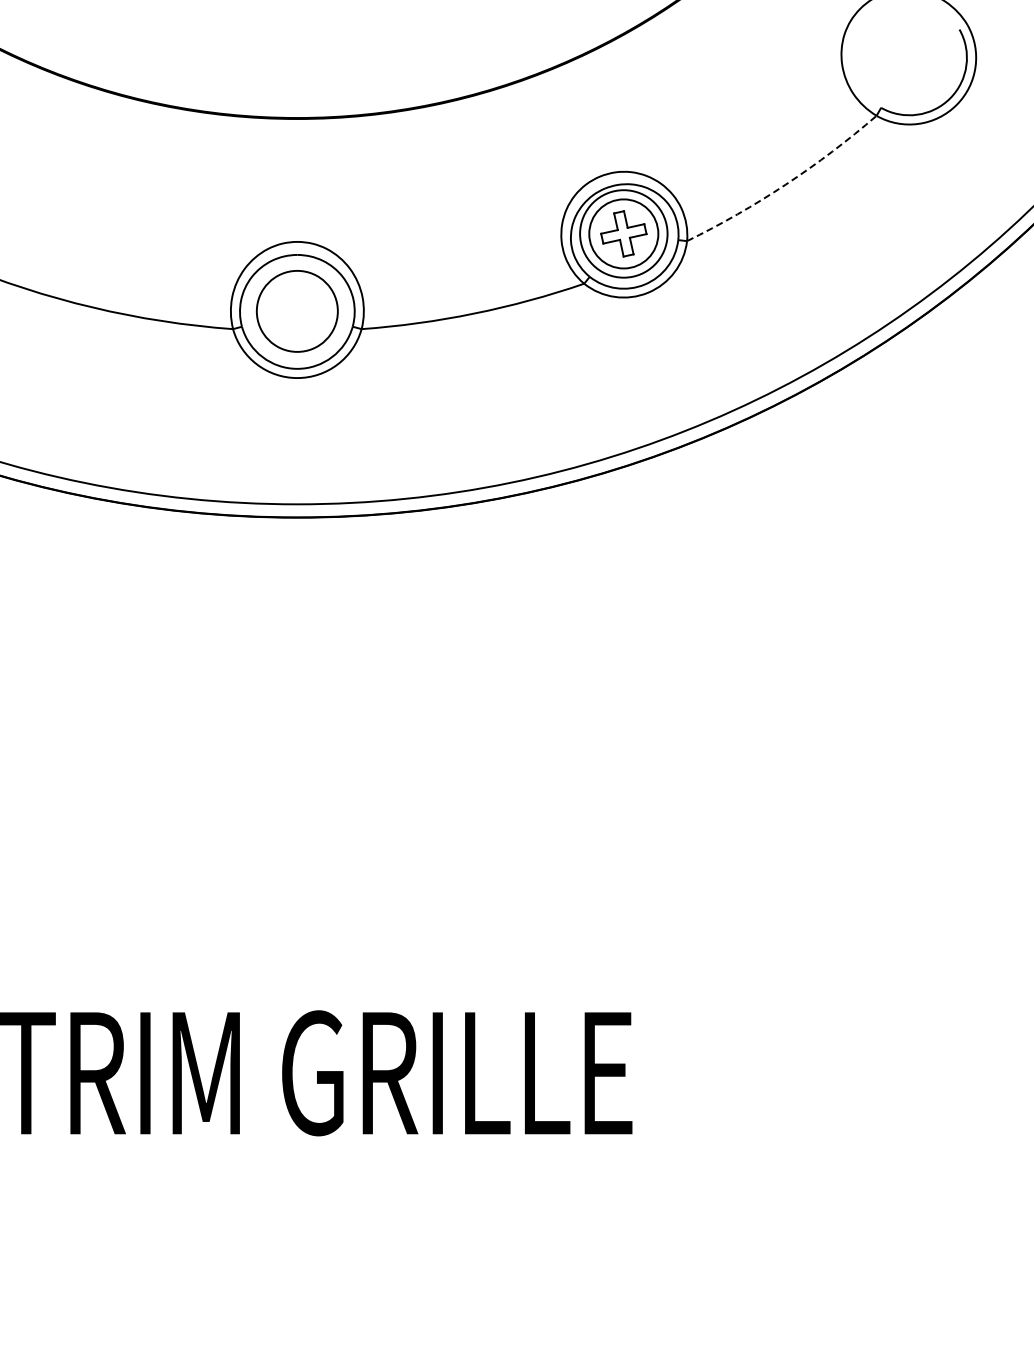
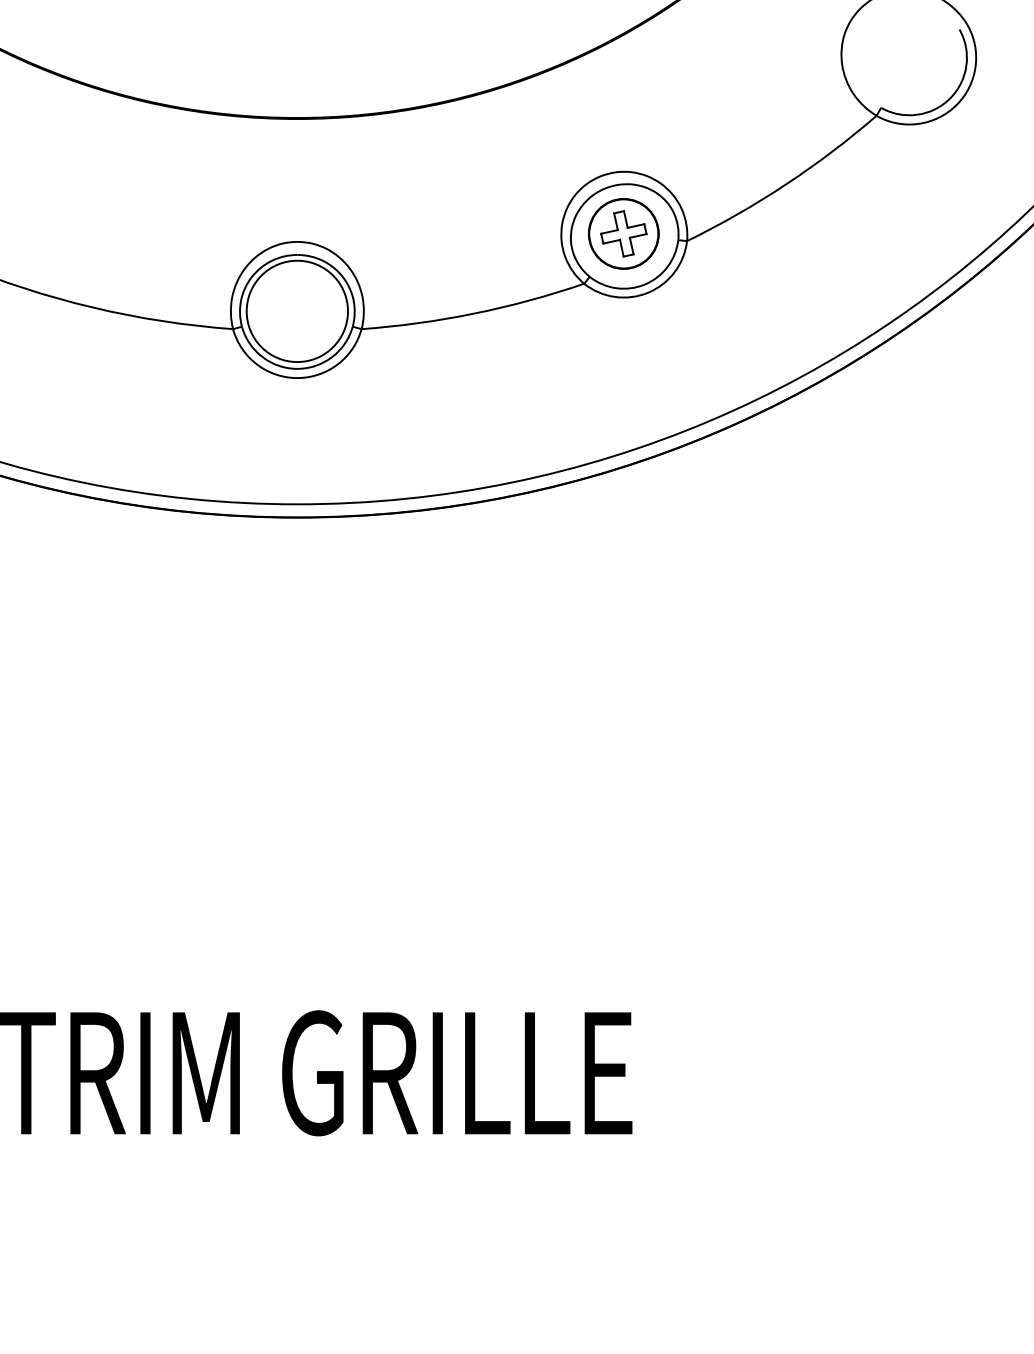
arc: dashed -> solid (785, 184)
circle diameter: 87 px -> 70 px (623, 233)
circle diameter: 81 px -> 101 px (297, 311)
